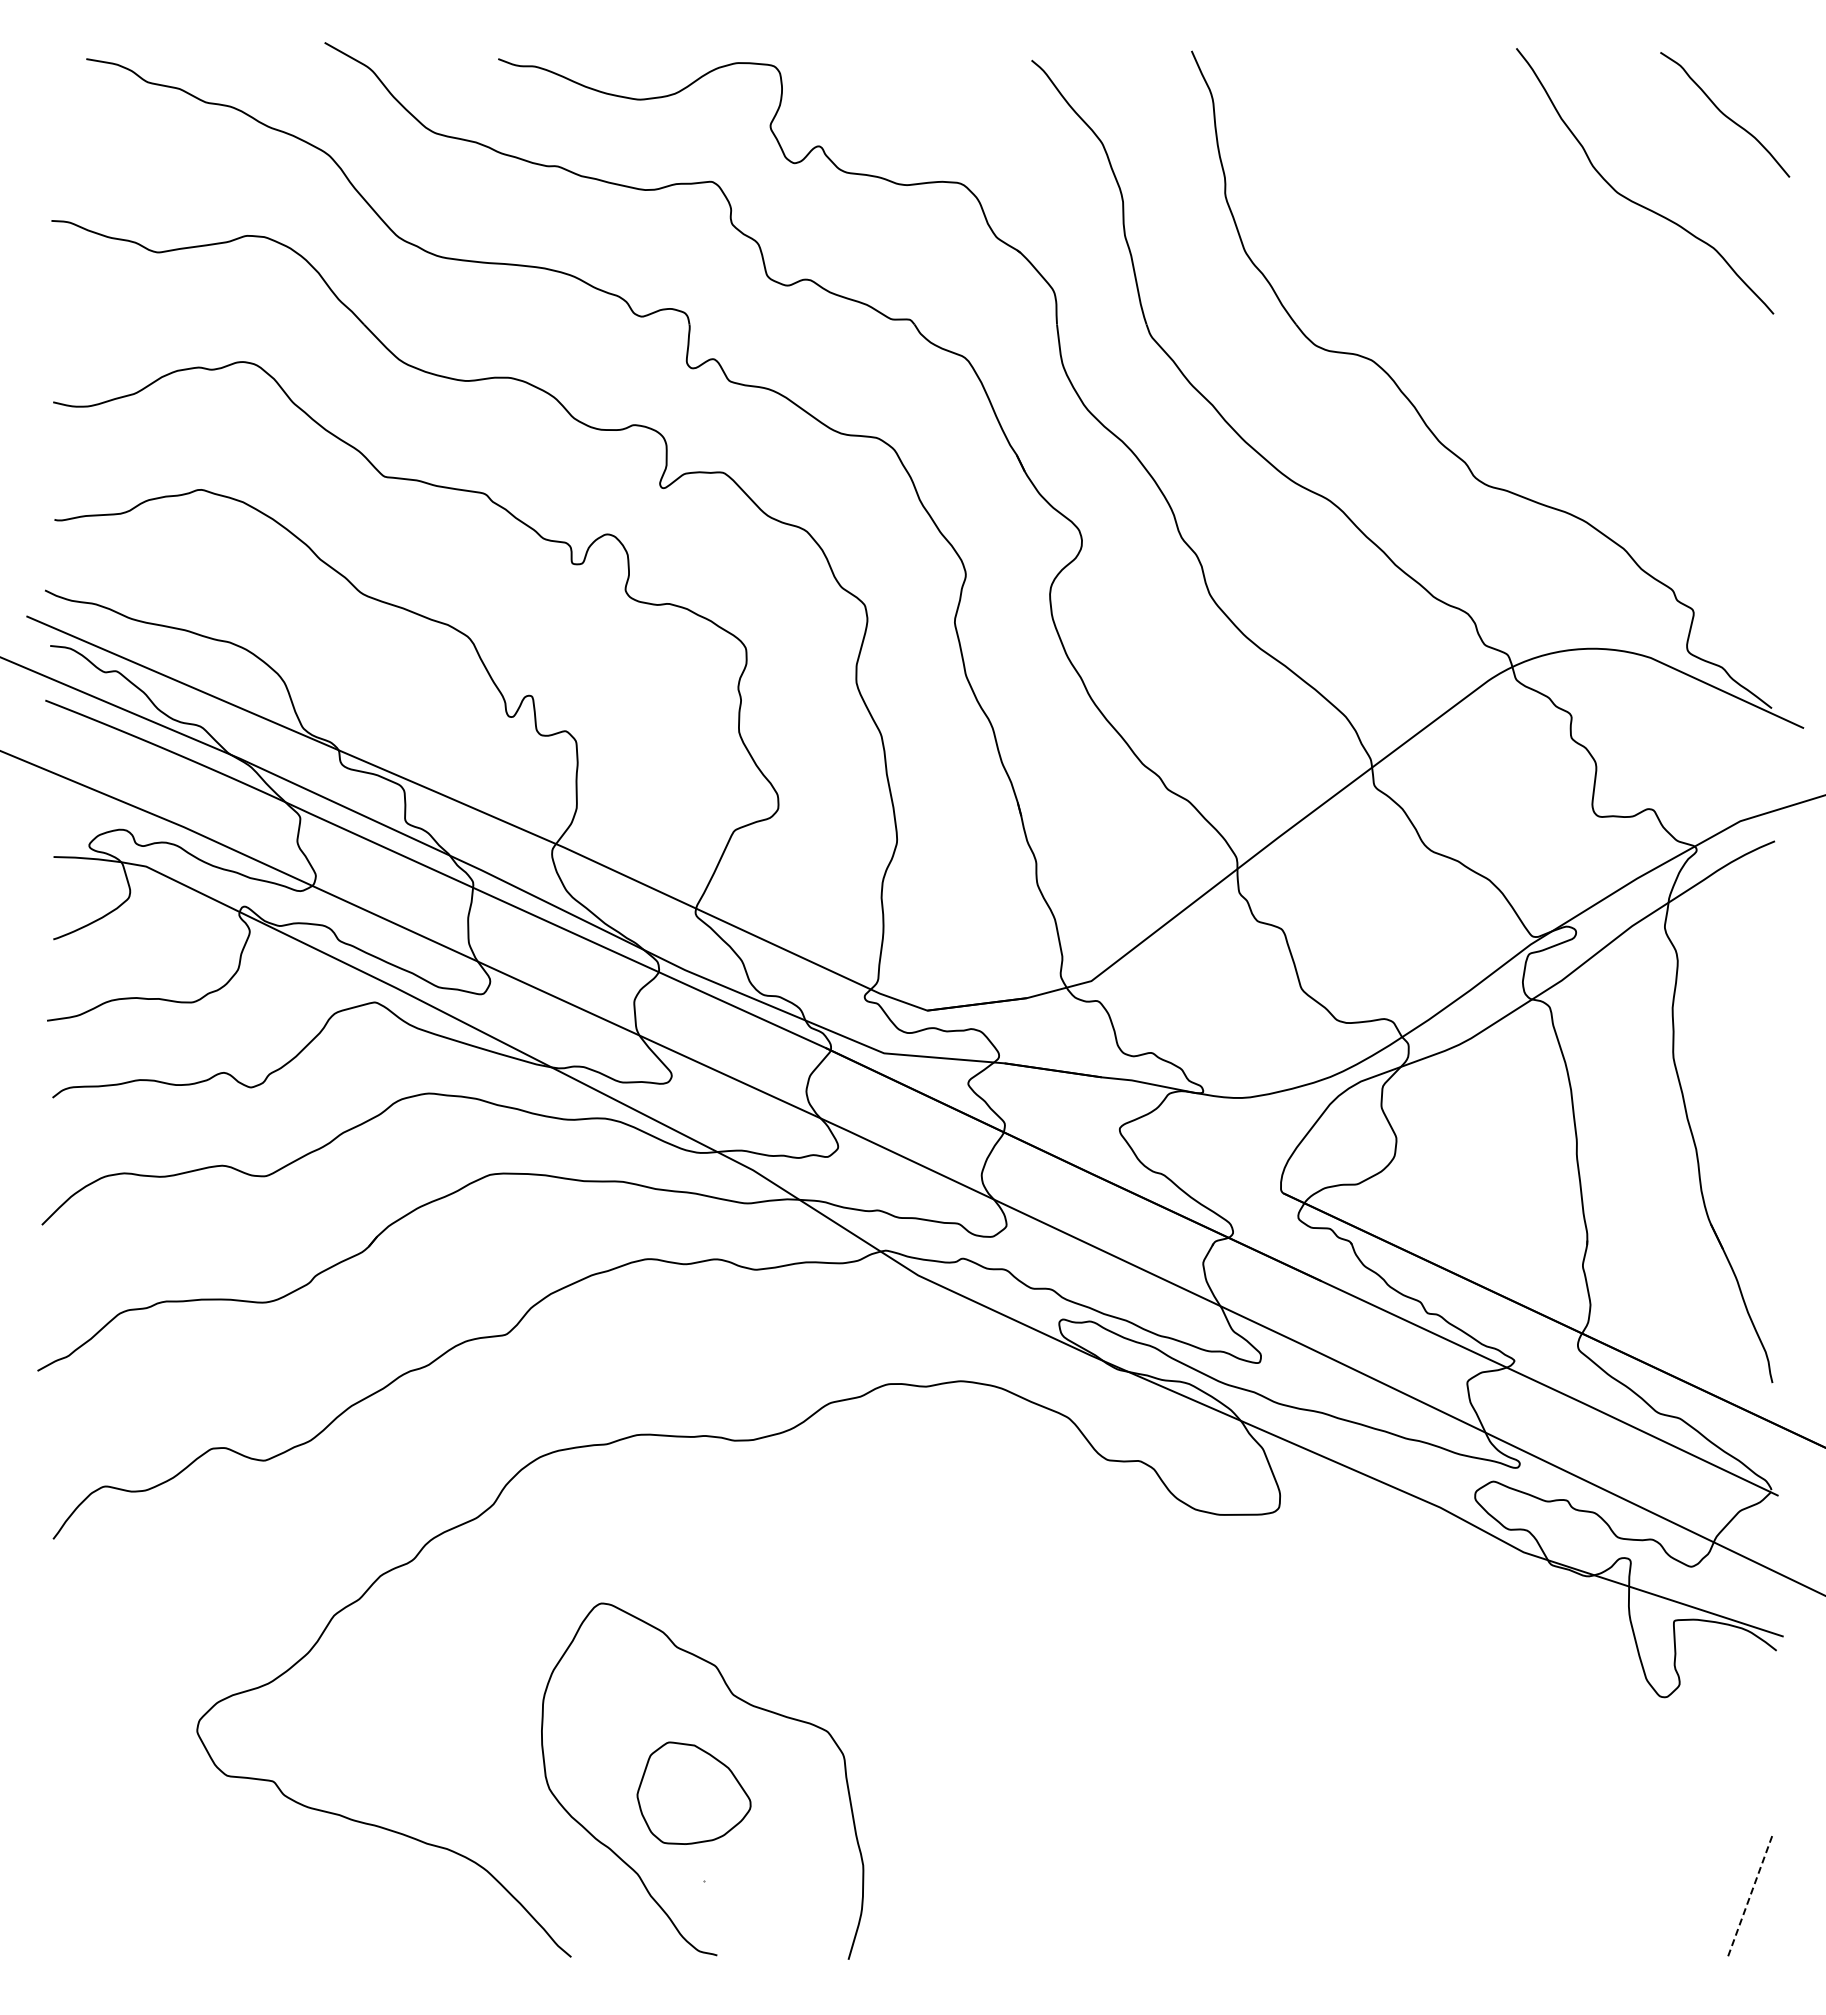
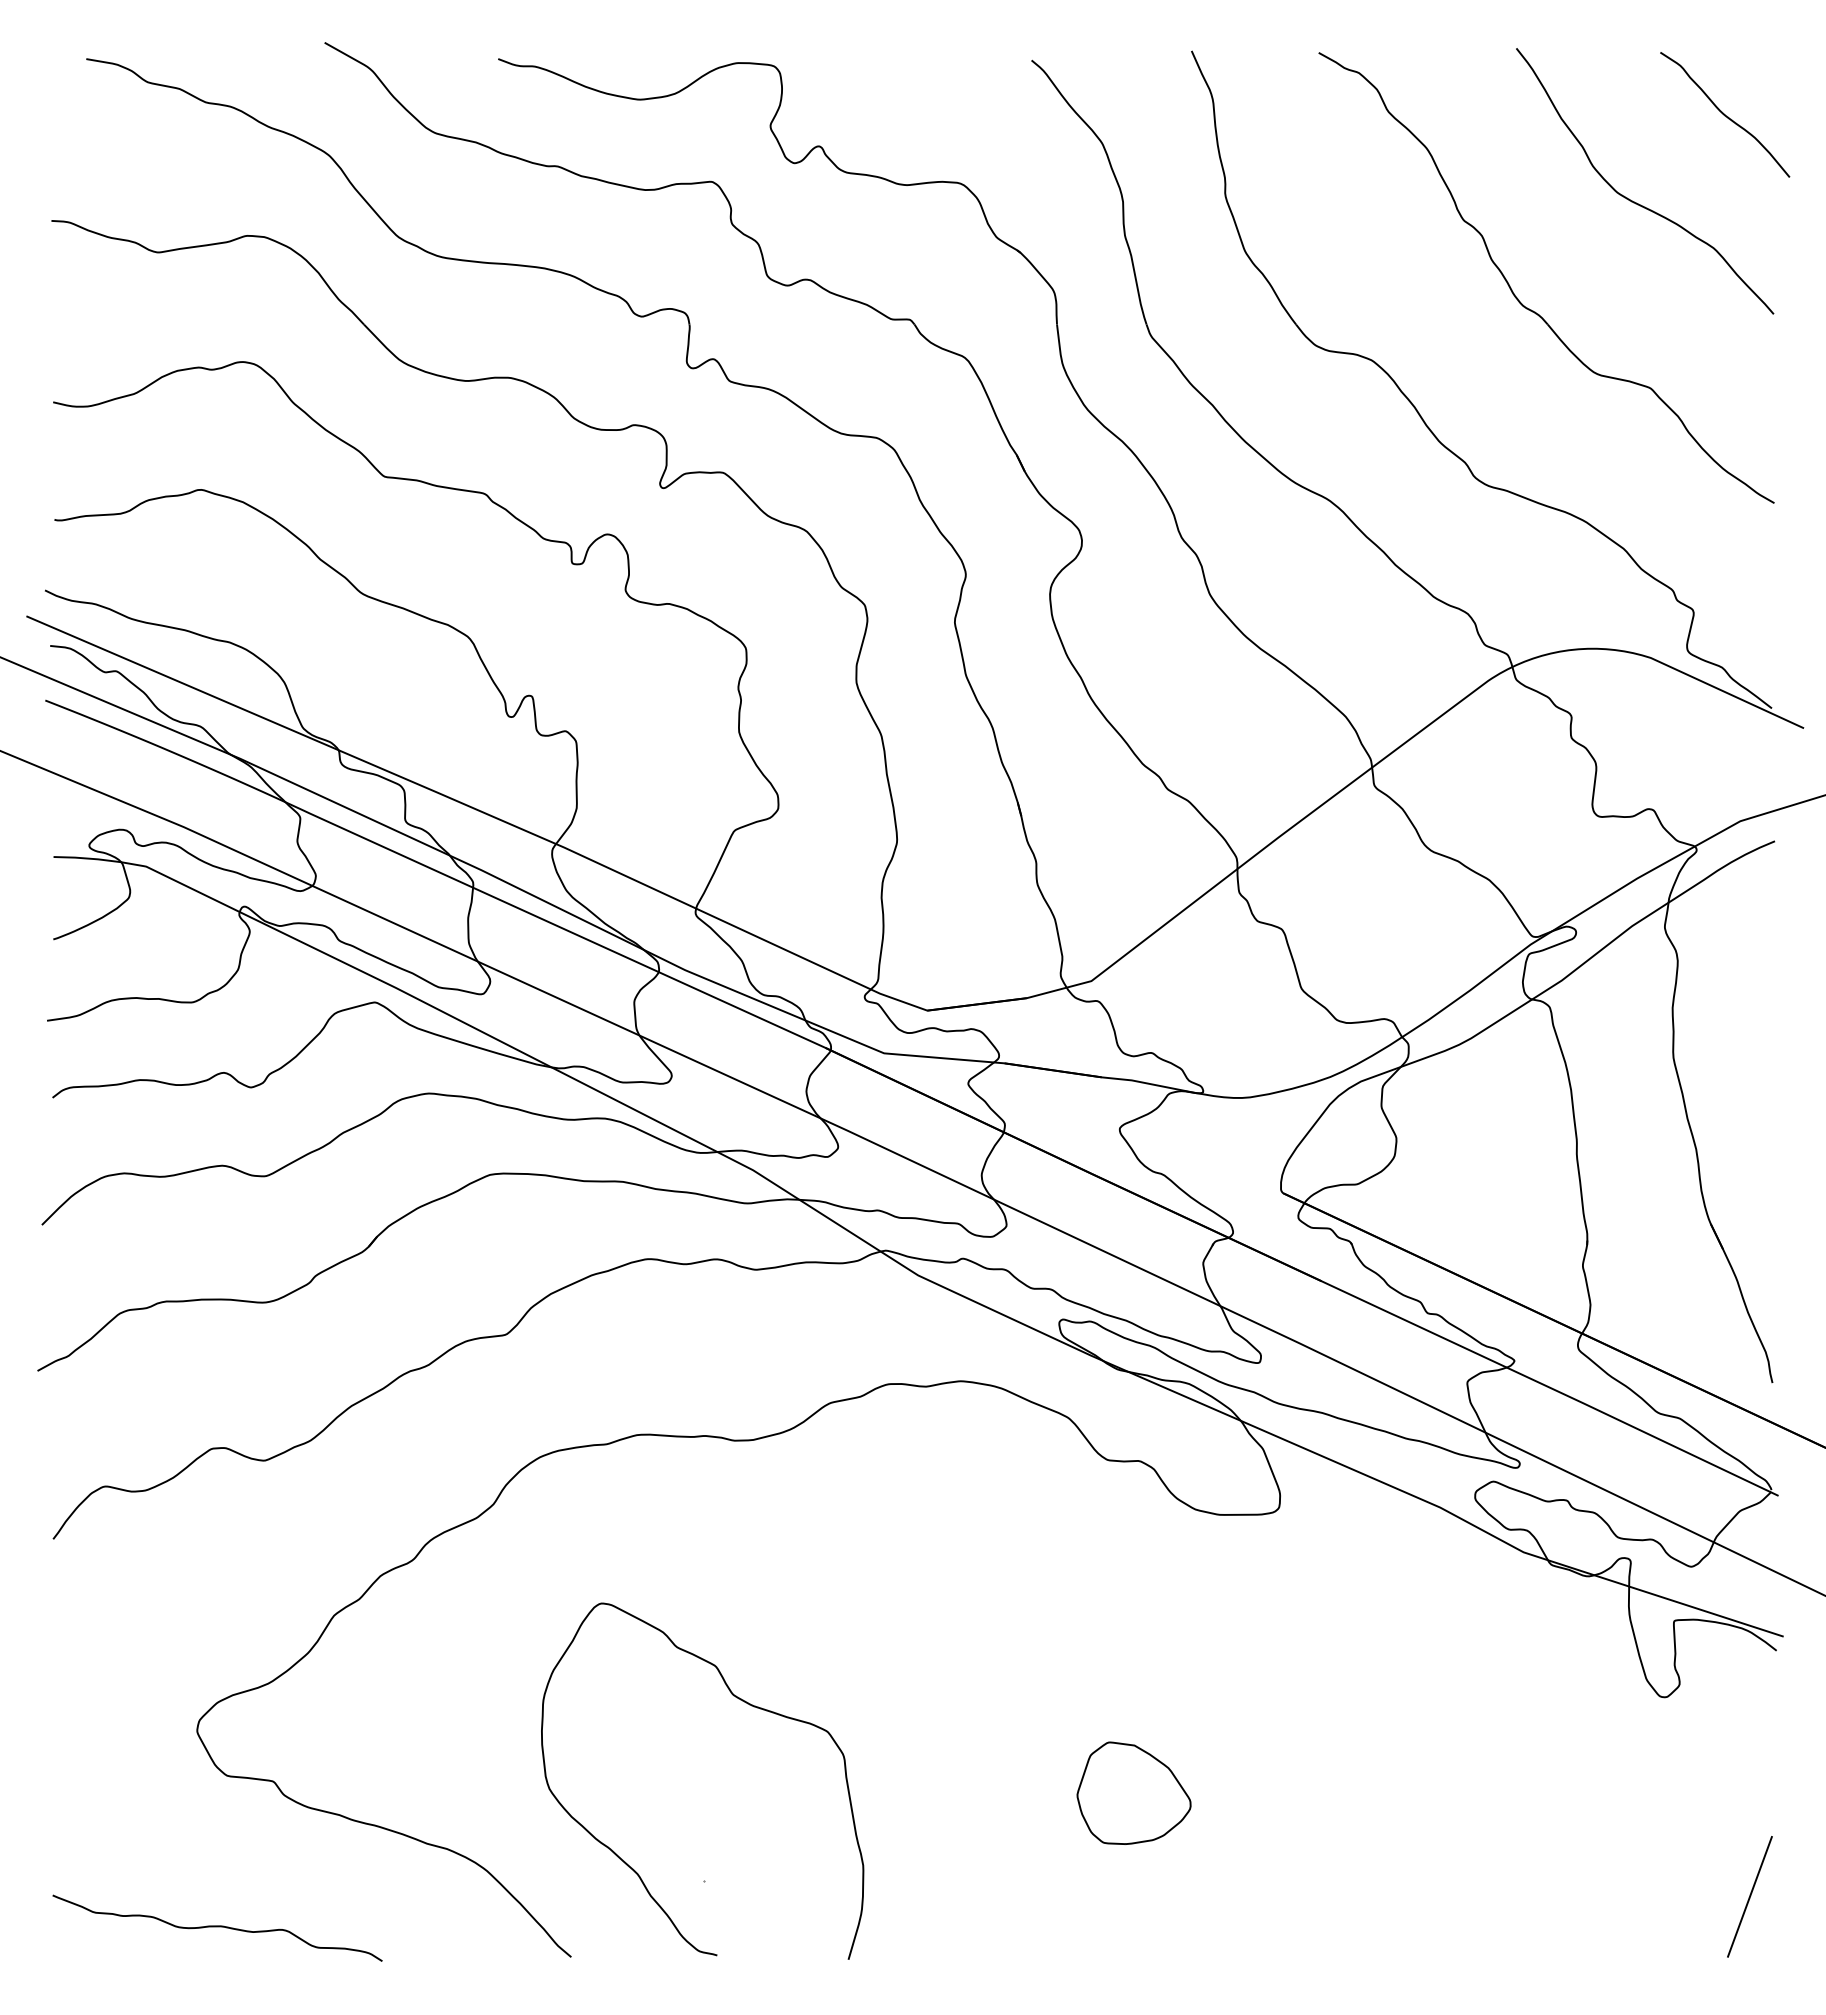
part: none -> present (1518, 298)
part position: (693, 1792) -> (1133, 1792) (1133, 1792)
line: dashed -> solid (1749, 1896)
curve: none -> present (217, 1927)
